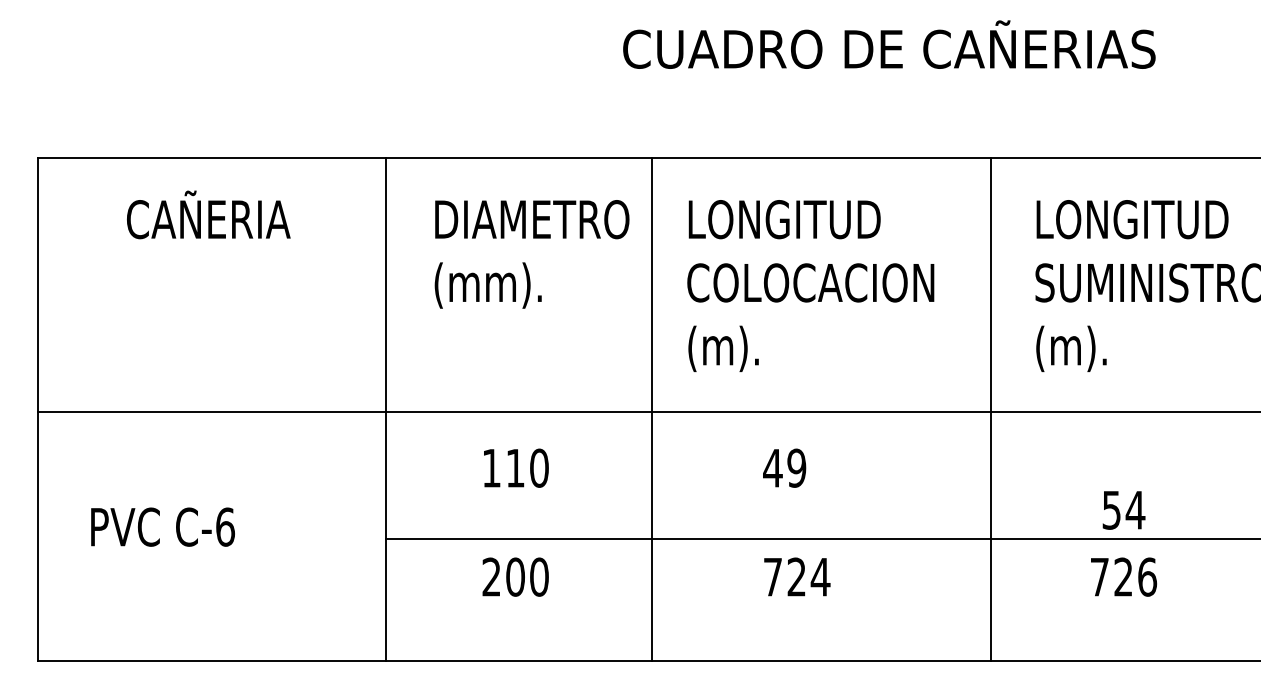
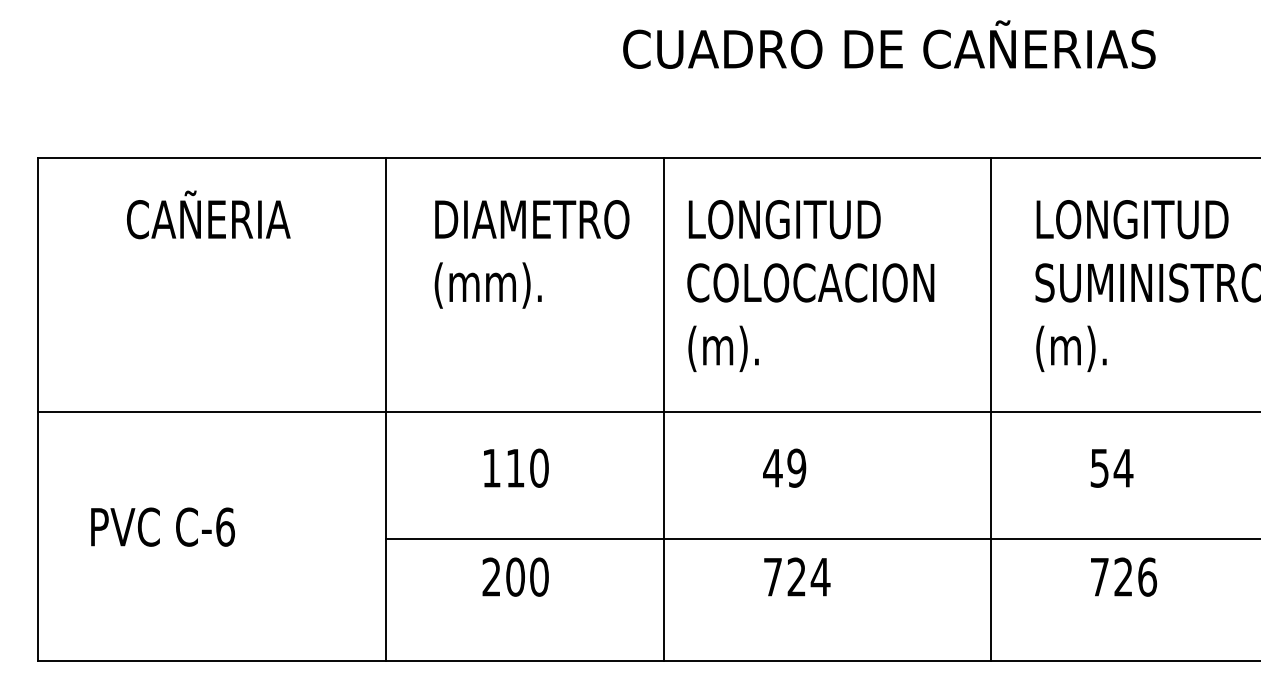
line position: (652, 409) -> (664, 409) (664, 409)
text position: (1123, 510) -> (1111, 468) (1111, 468)
